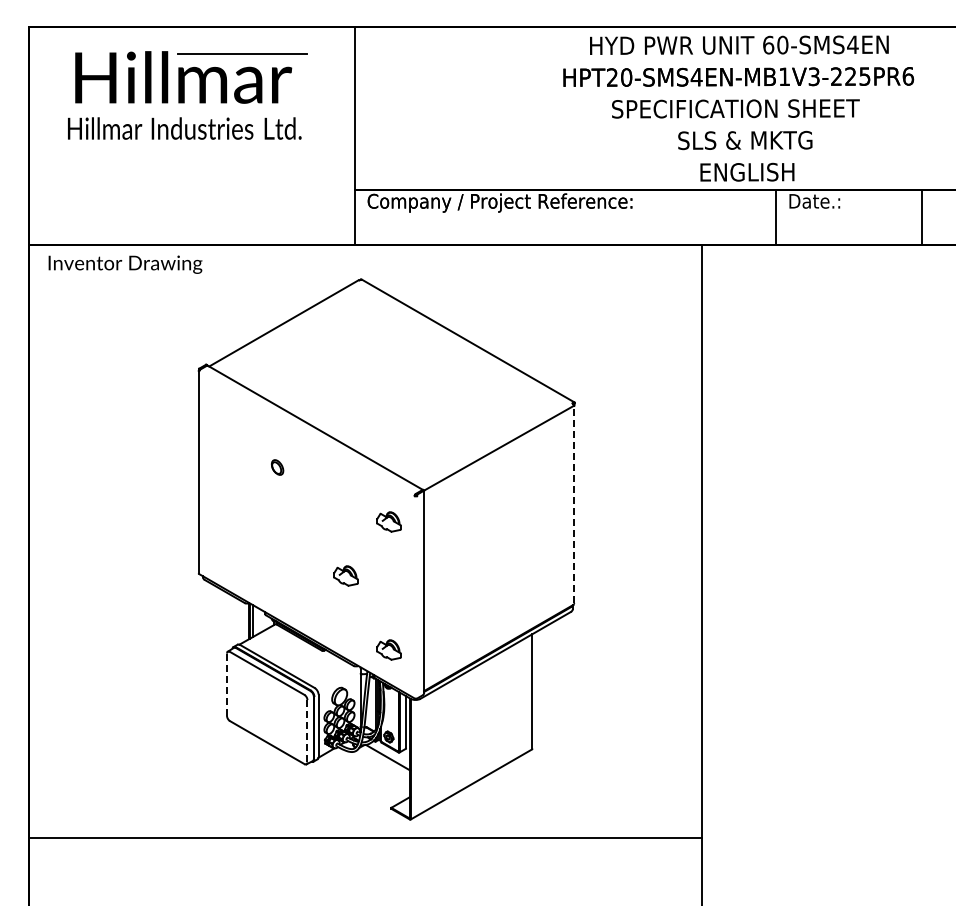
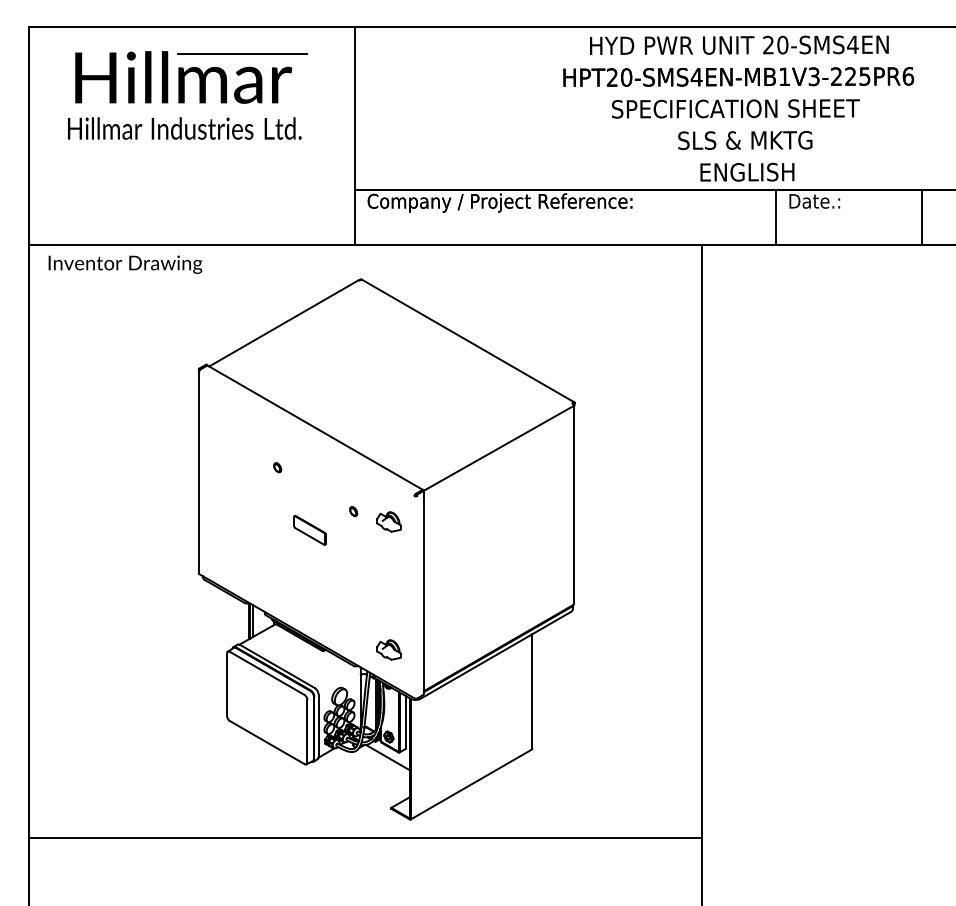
text: 60-SMS4EN -> 20-SMS4EN (768, 44)
part size: 14x17 px -> 10x12 px (277, 467)
line: dashed -> solid (574, 504)
part: none -> present (353, 511)
part: none -> present (309, 529)
part: present -> none (345, 575)
line: dashed -> solid (227, 685)
line: dashed -> solid (307, 730)
